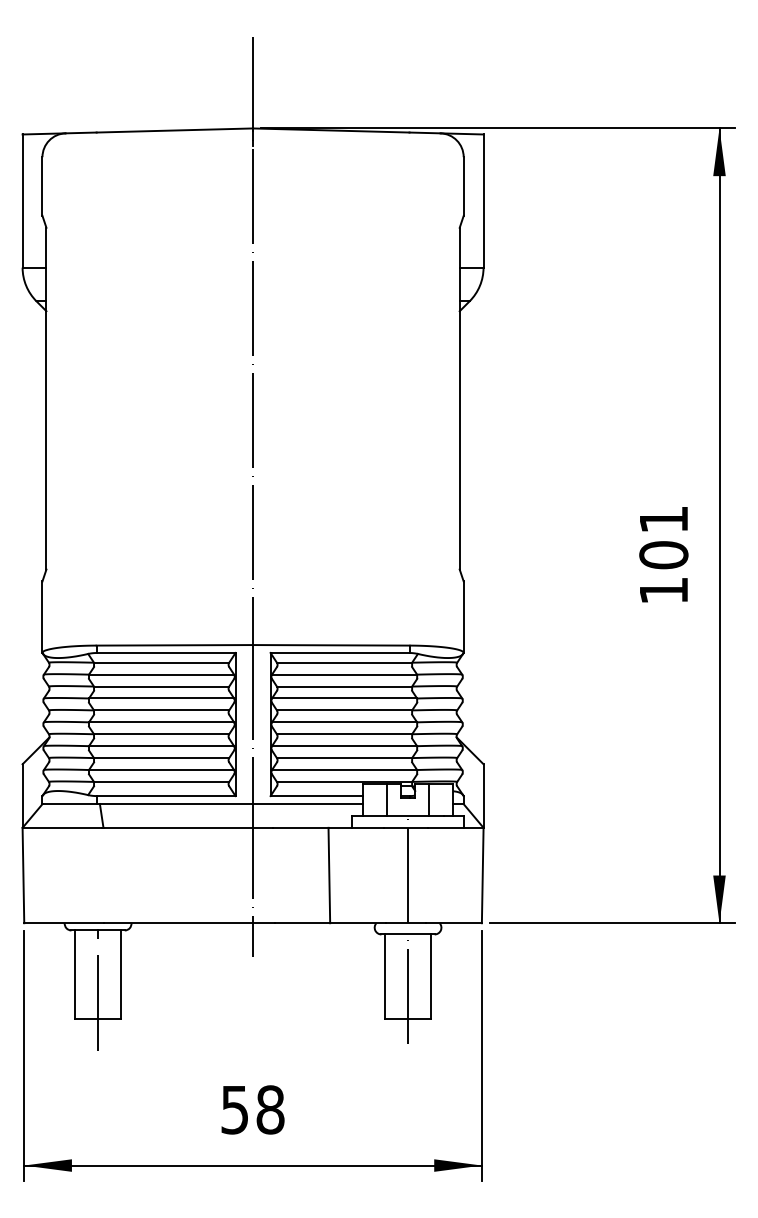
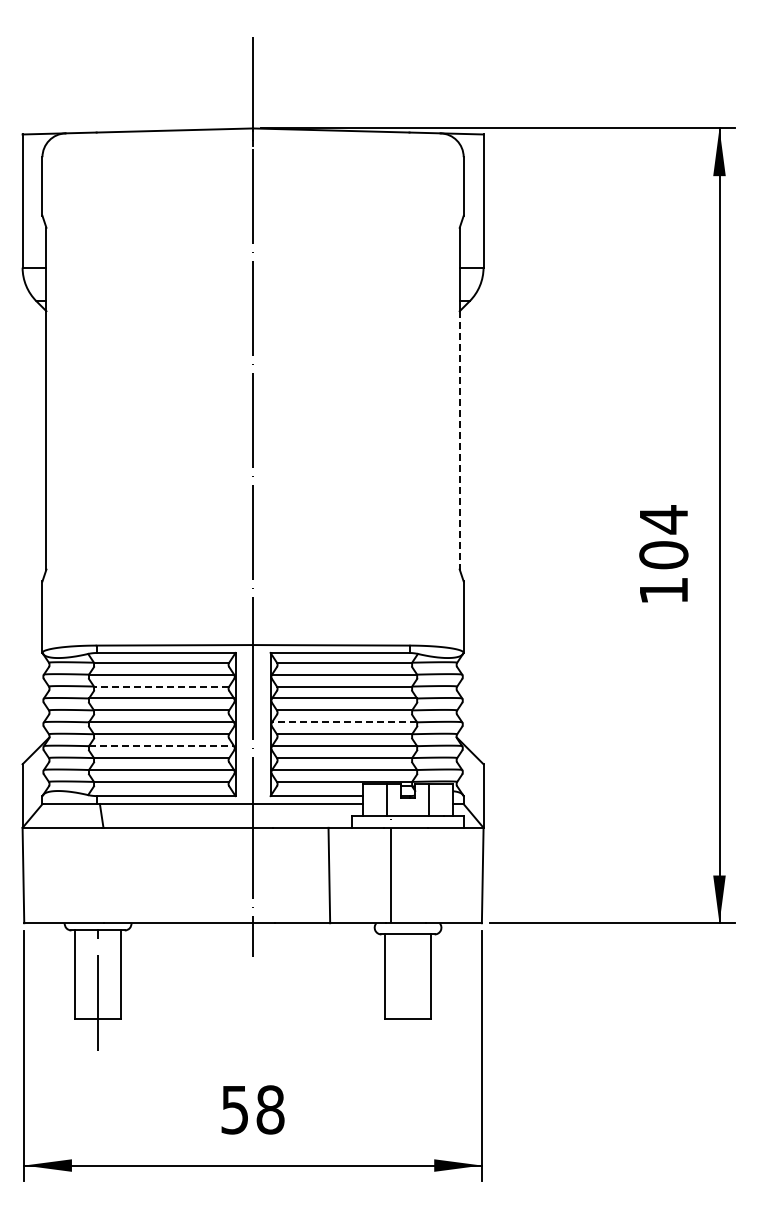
line: solid -> dashed (459, 440)
text: 101 -> 104 (663, 519)
line: solid -> dashed (161, 686)
line: solid -> dashed (344, 722)
line: solid -> dashed (161, 746)
line position: (408, 869) -> (391, 869) (391, 869)
line: present -> none (408, 988)
